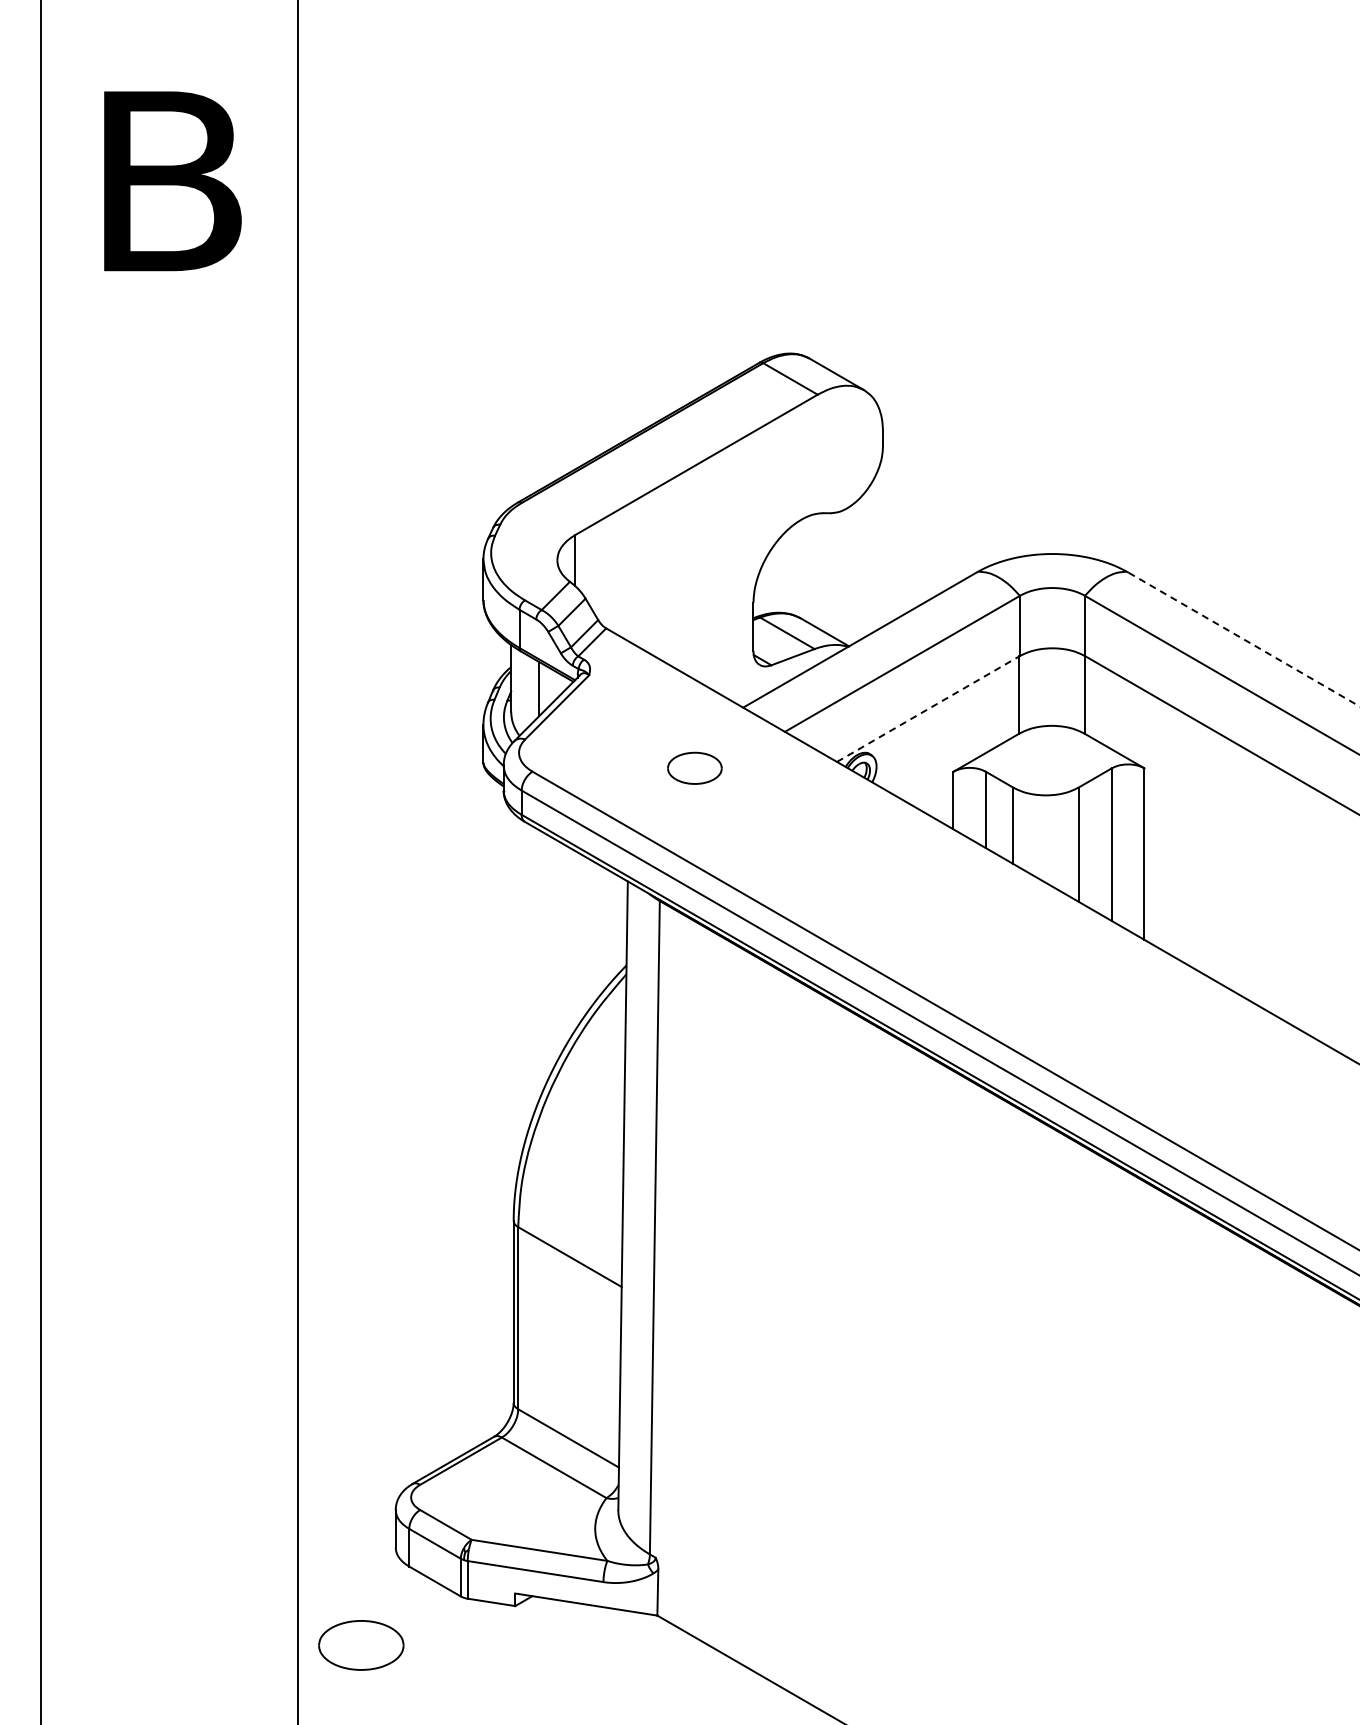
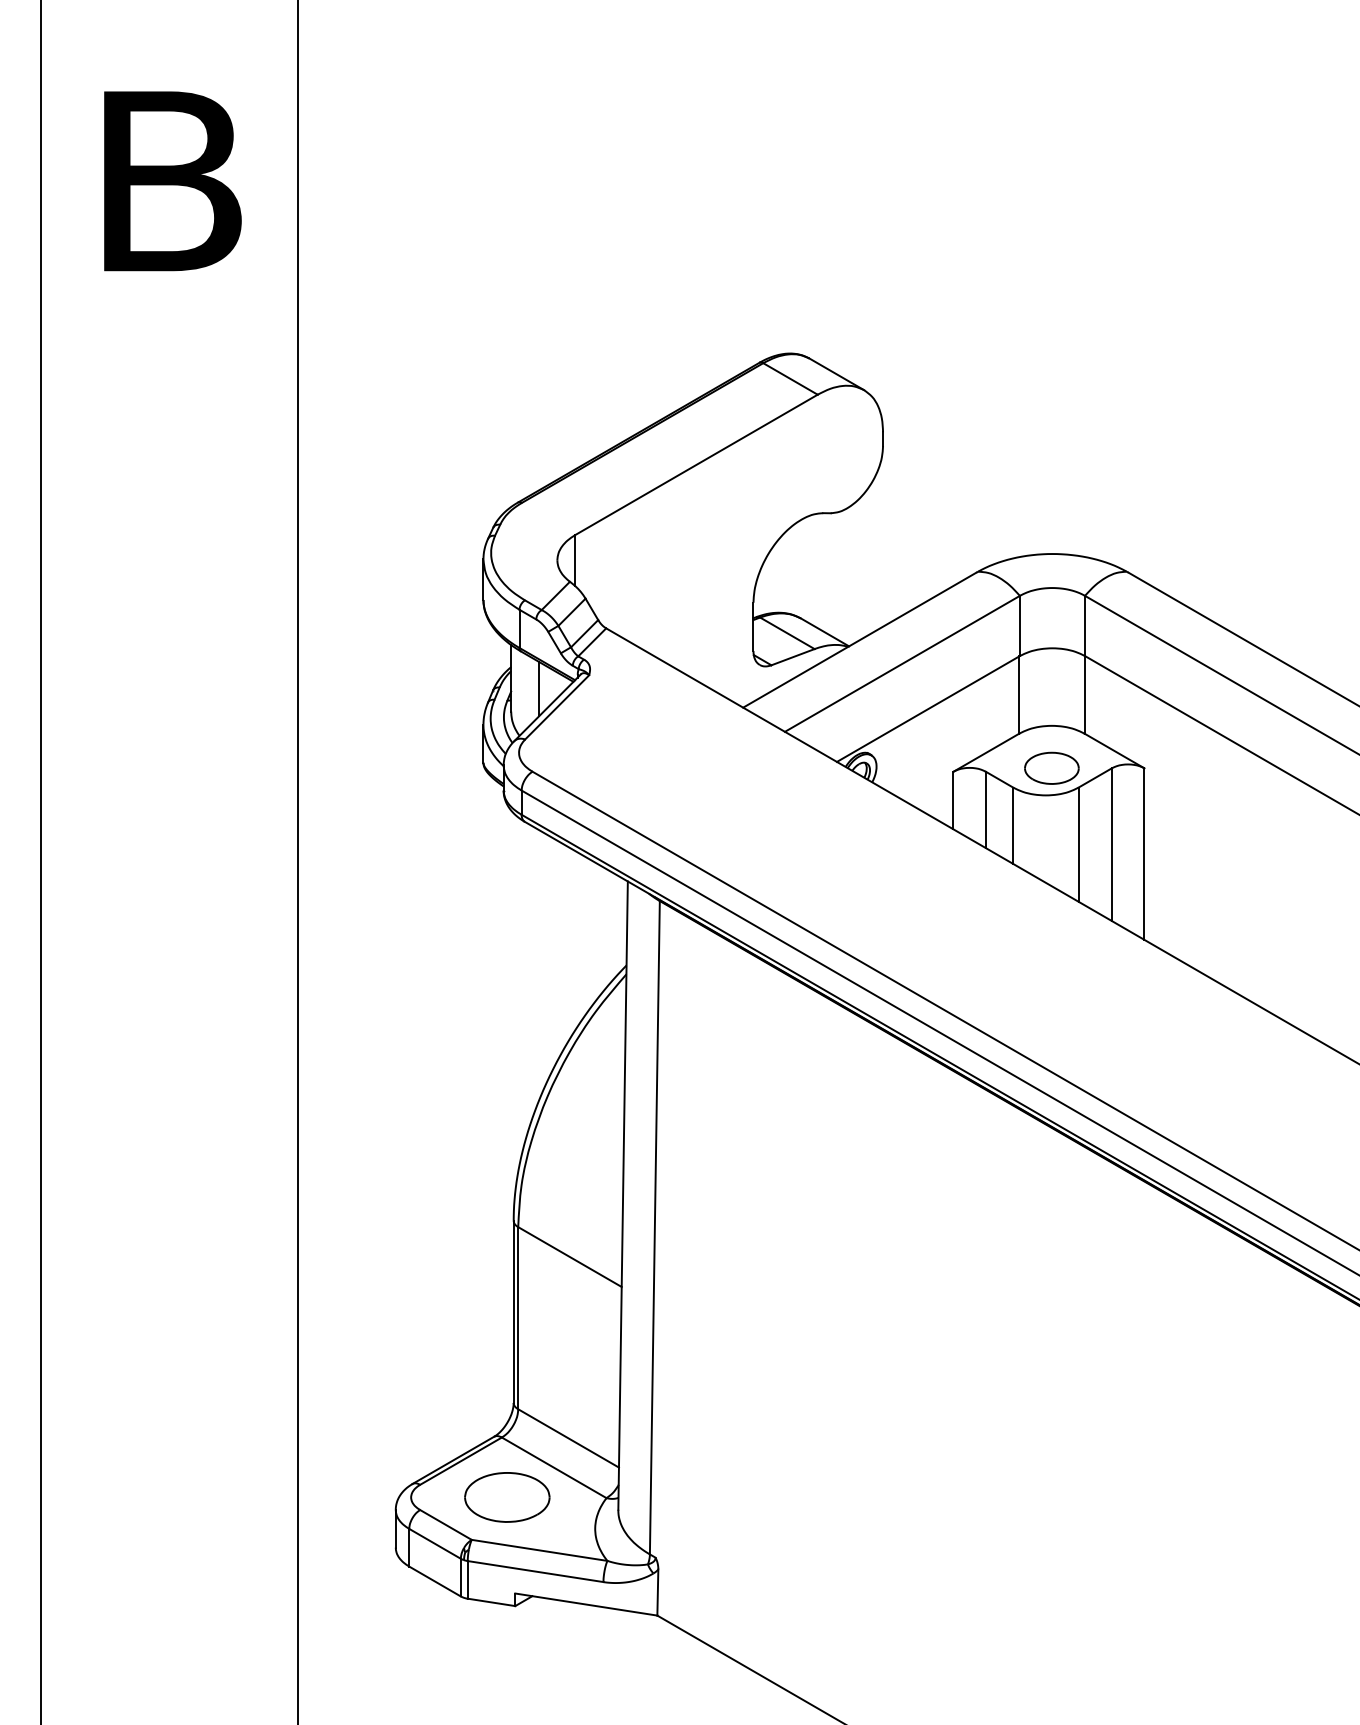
line: dashed -> solid (1244, 639)
line: dashed -> solid (928, 709)
part position: (694, 767) -> (1051, 767) (1051, 767)
part position: (361, 1645) -> (507, 1497) (507, 1497)
